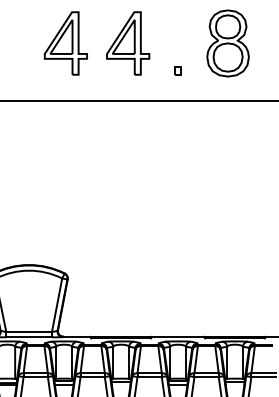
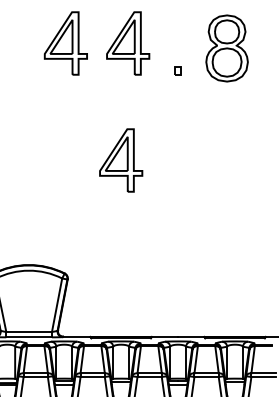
part position: (227, 43) -> (226, 48) (226, 48)
line: present -> none (138, 101)
part: none -> present (121, 160)
